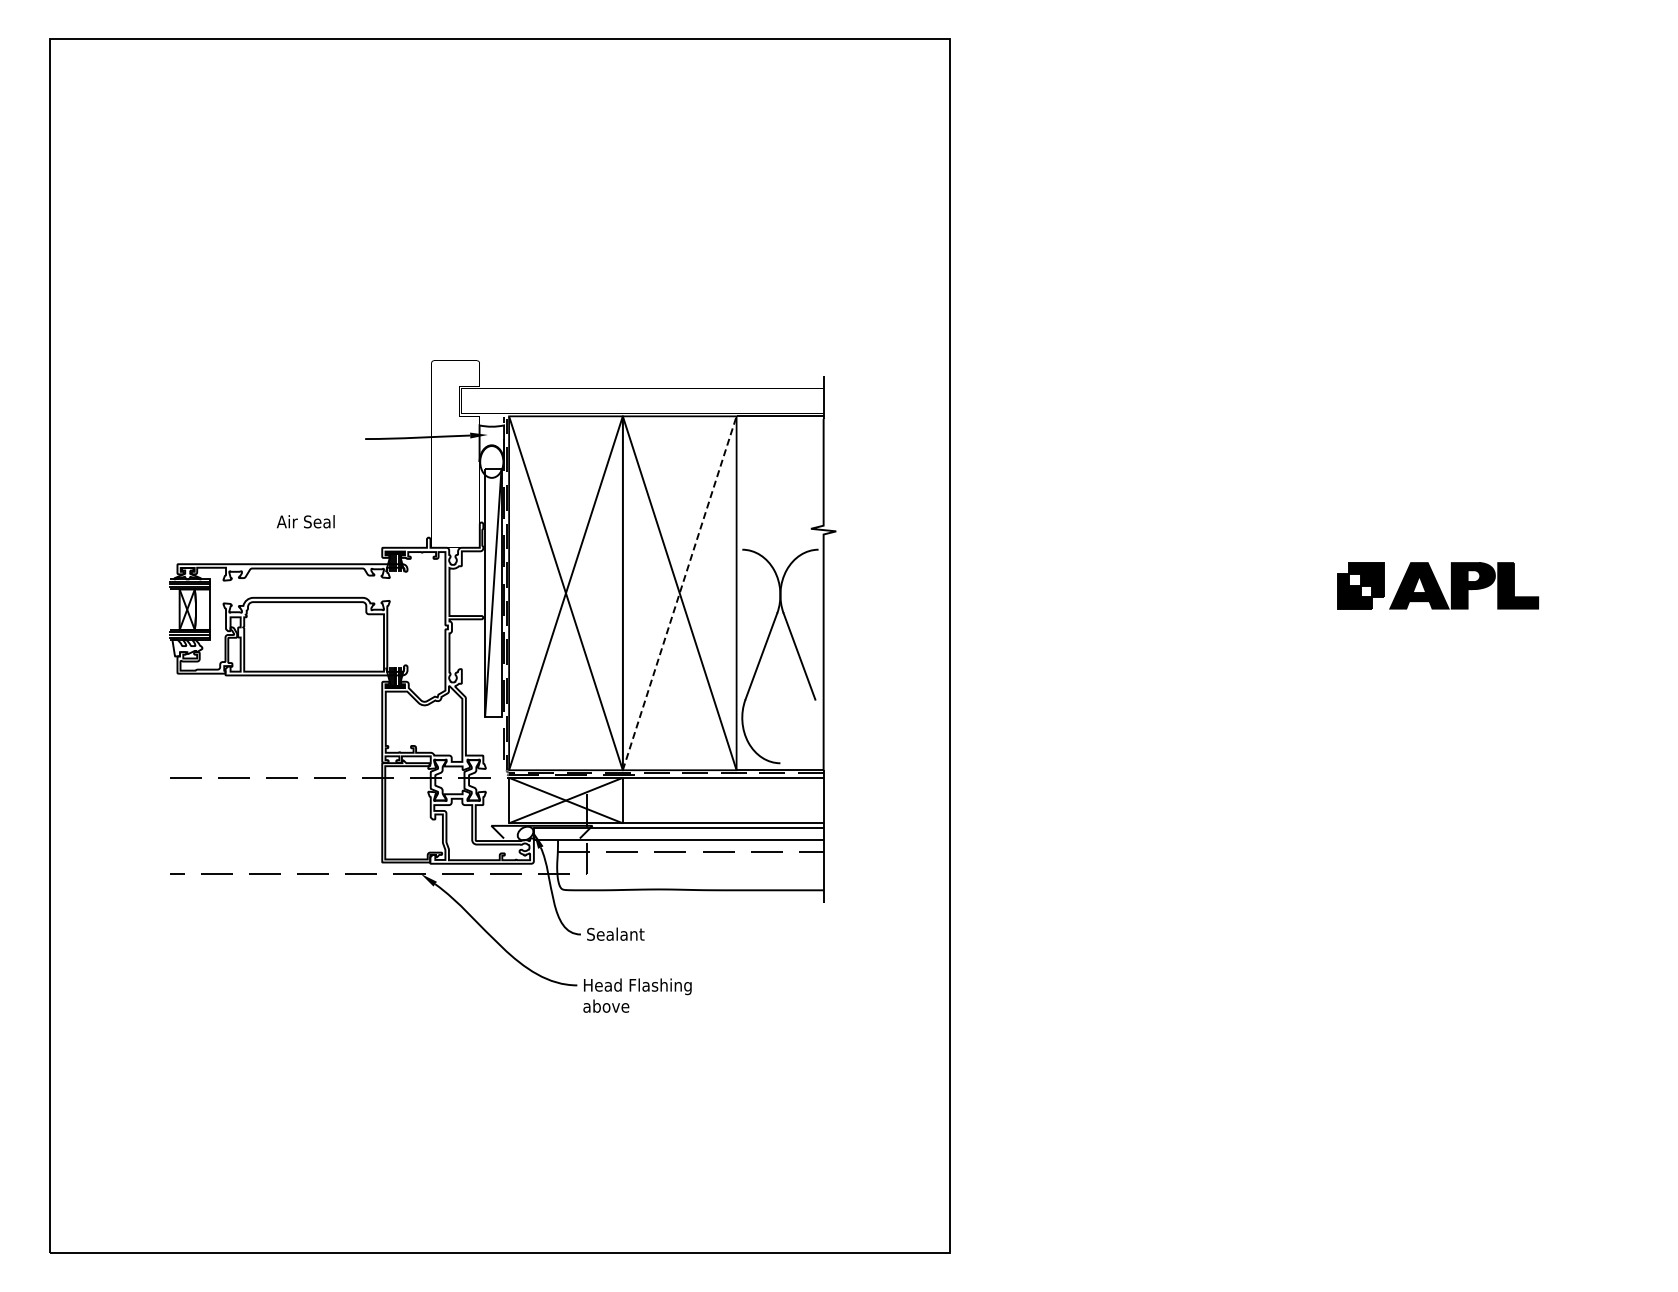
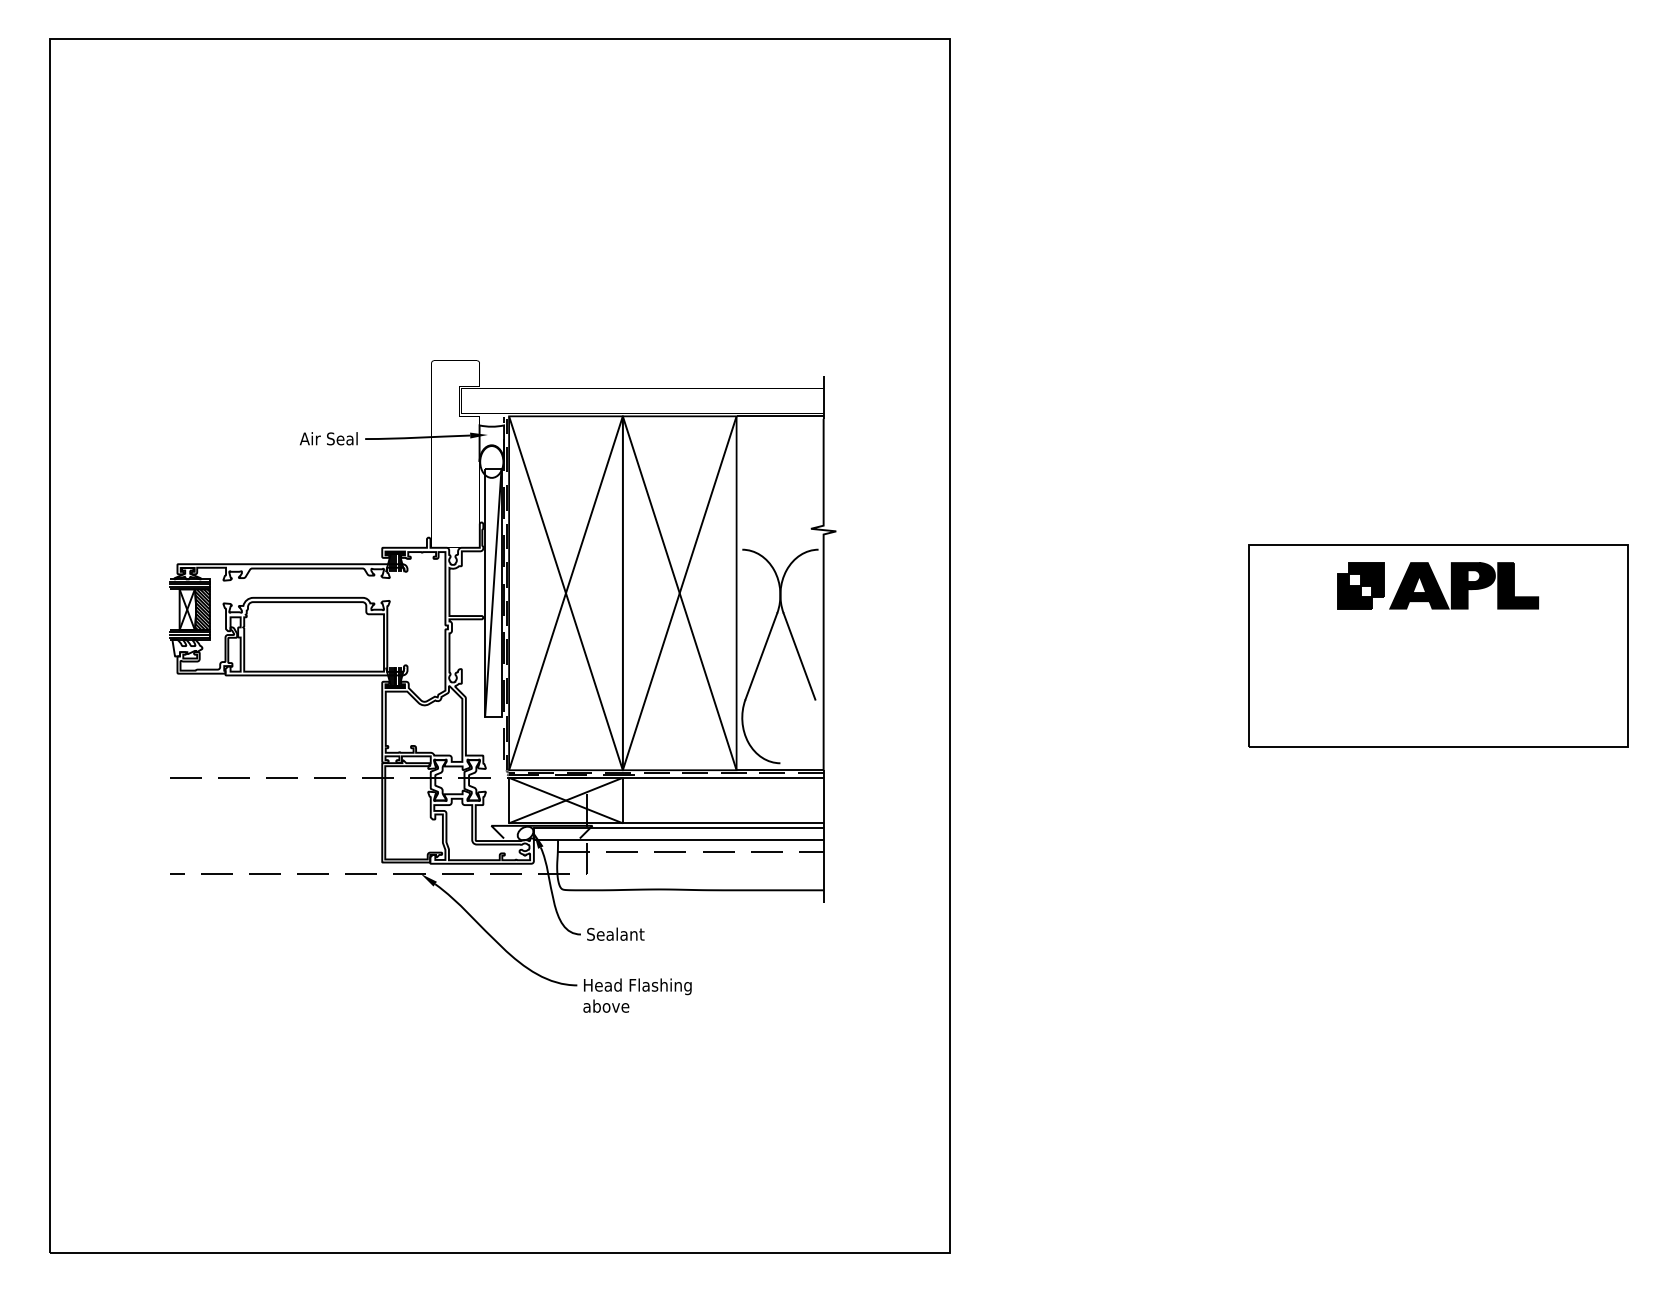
text position: (305, 521) -> (328, 438) (328, 438)
line: dashed -> solid (679, 593)
hatch: none -> present (201, 609)
part: none -> present (1438, 645)
